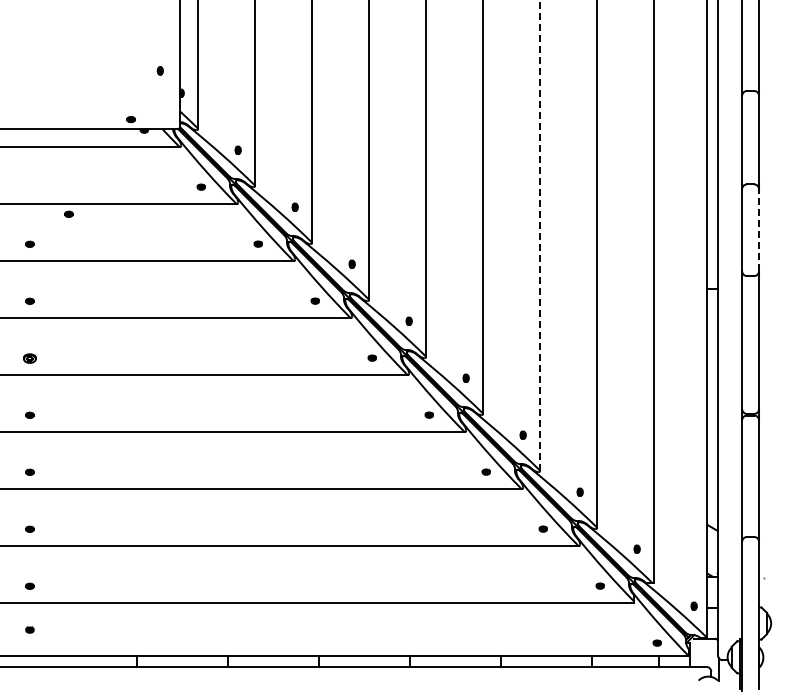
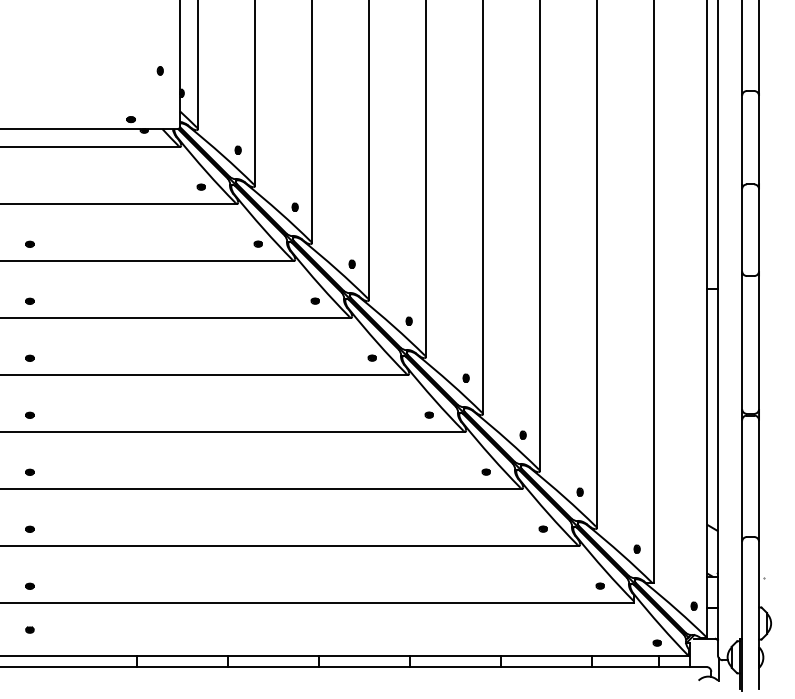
part: present -> none (68, 213)
line: dashed -> solid (759, 230)
line: dashed -> solid (539, 235)
part size: 14x11 px -> 10x8 px (29, 357)
